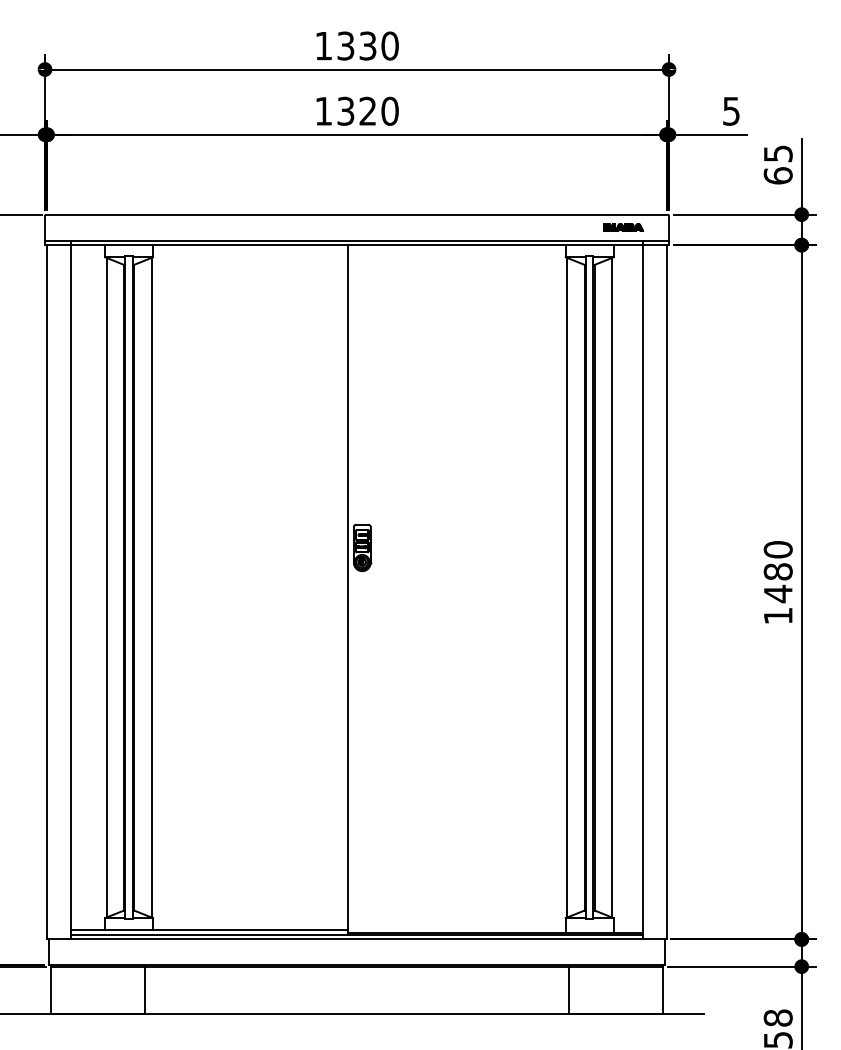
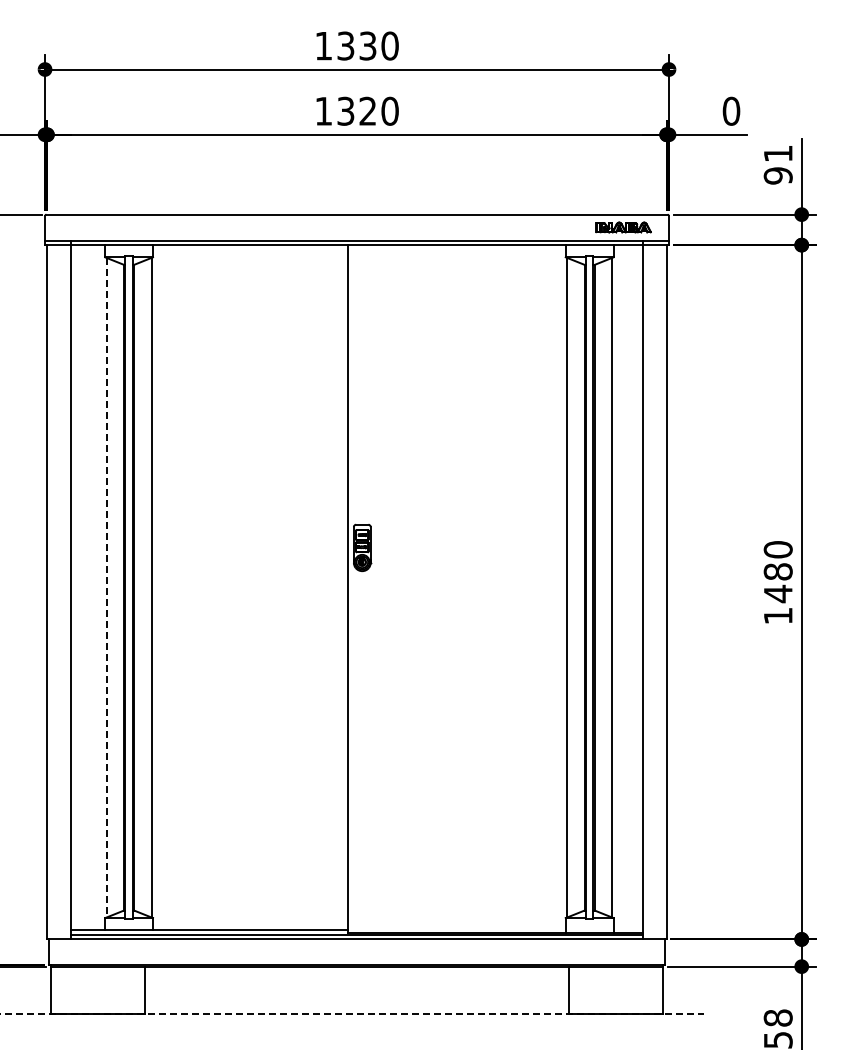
text: 5 -> 0 (731, 110)
text: 65 -> 91 (777, 164)
part size: 41x9 px -> 57x13 px (623, 227)
line: solid -> dashed (106, 587)
line: solid -> dashed (352, 1013)
